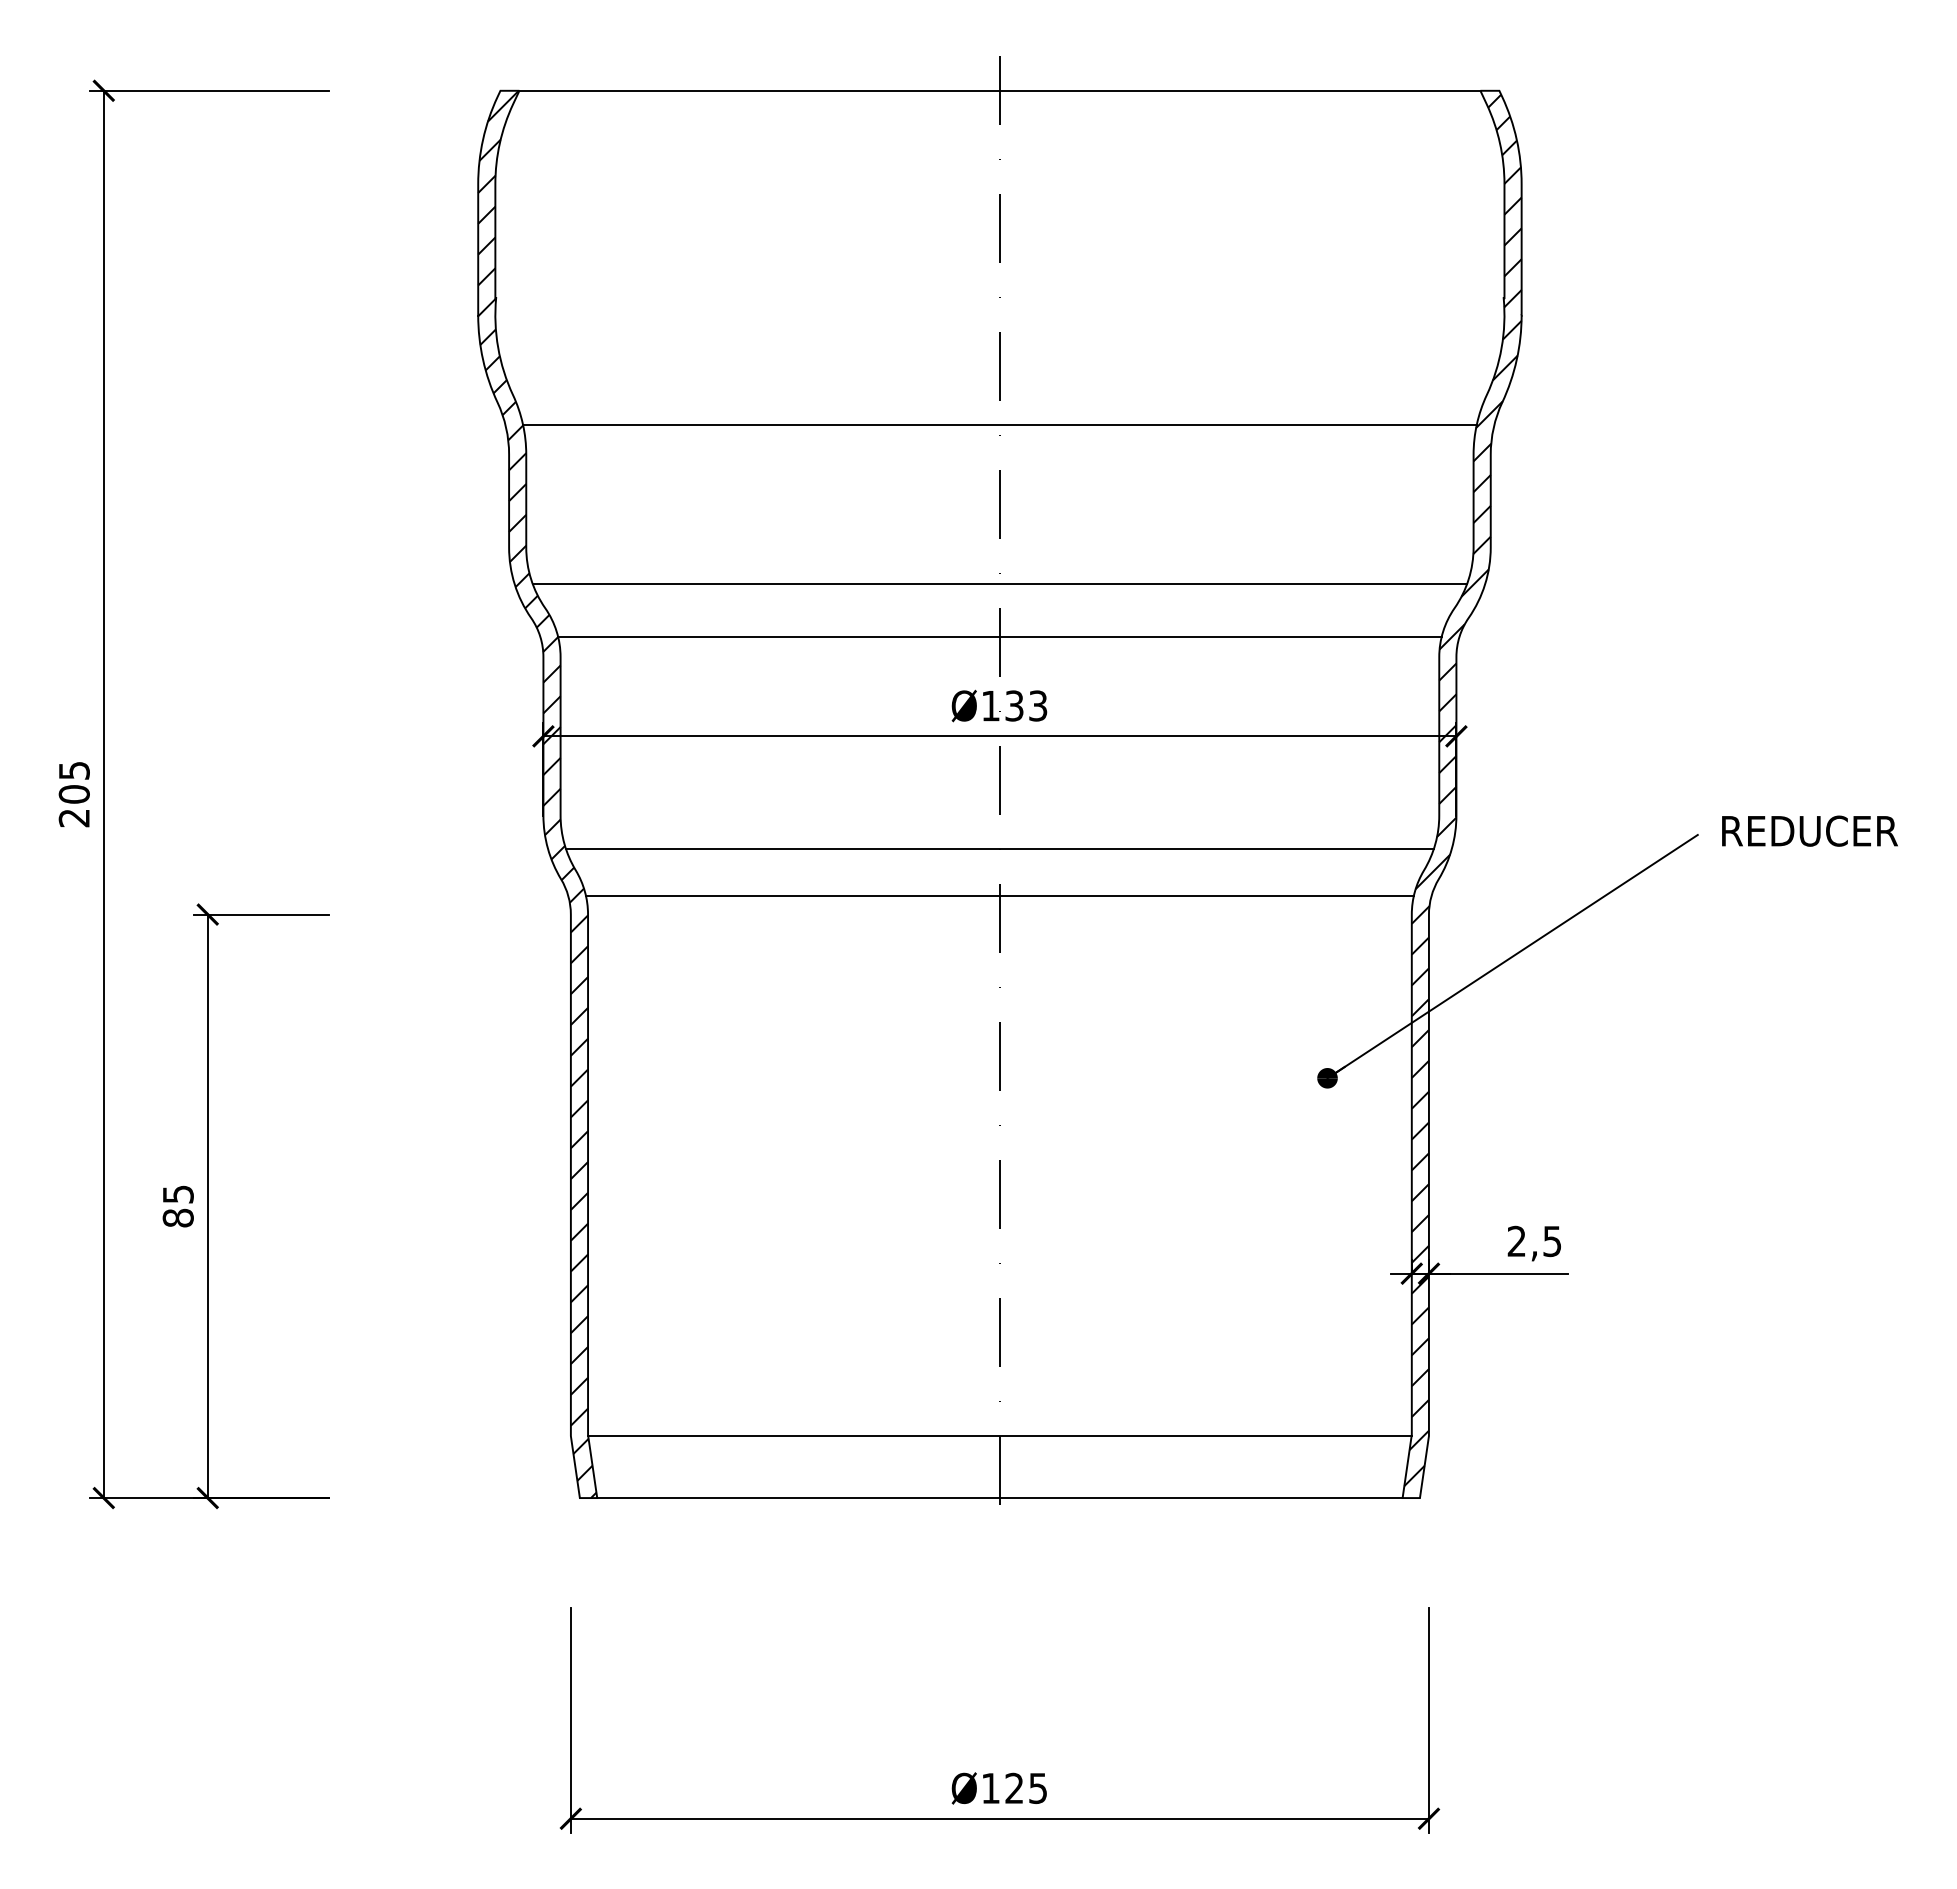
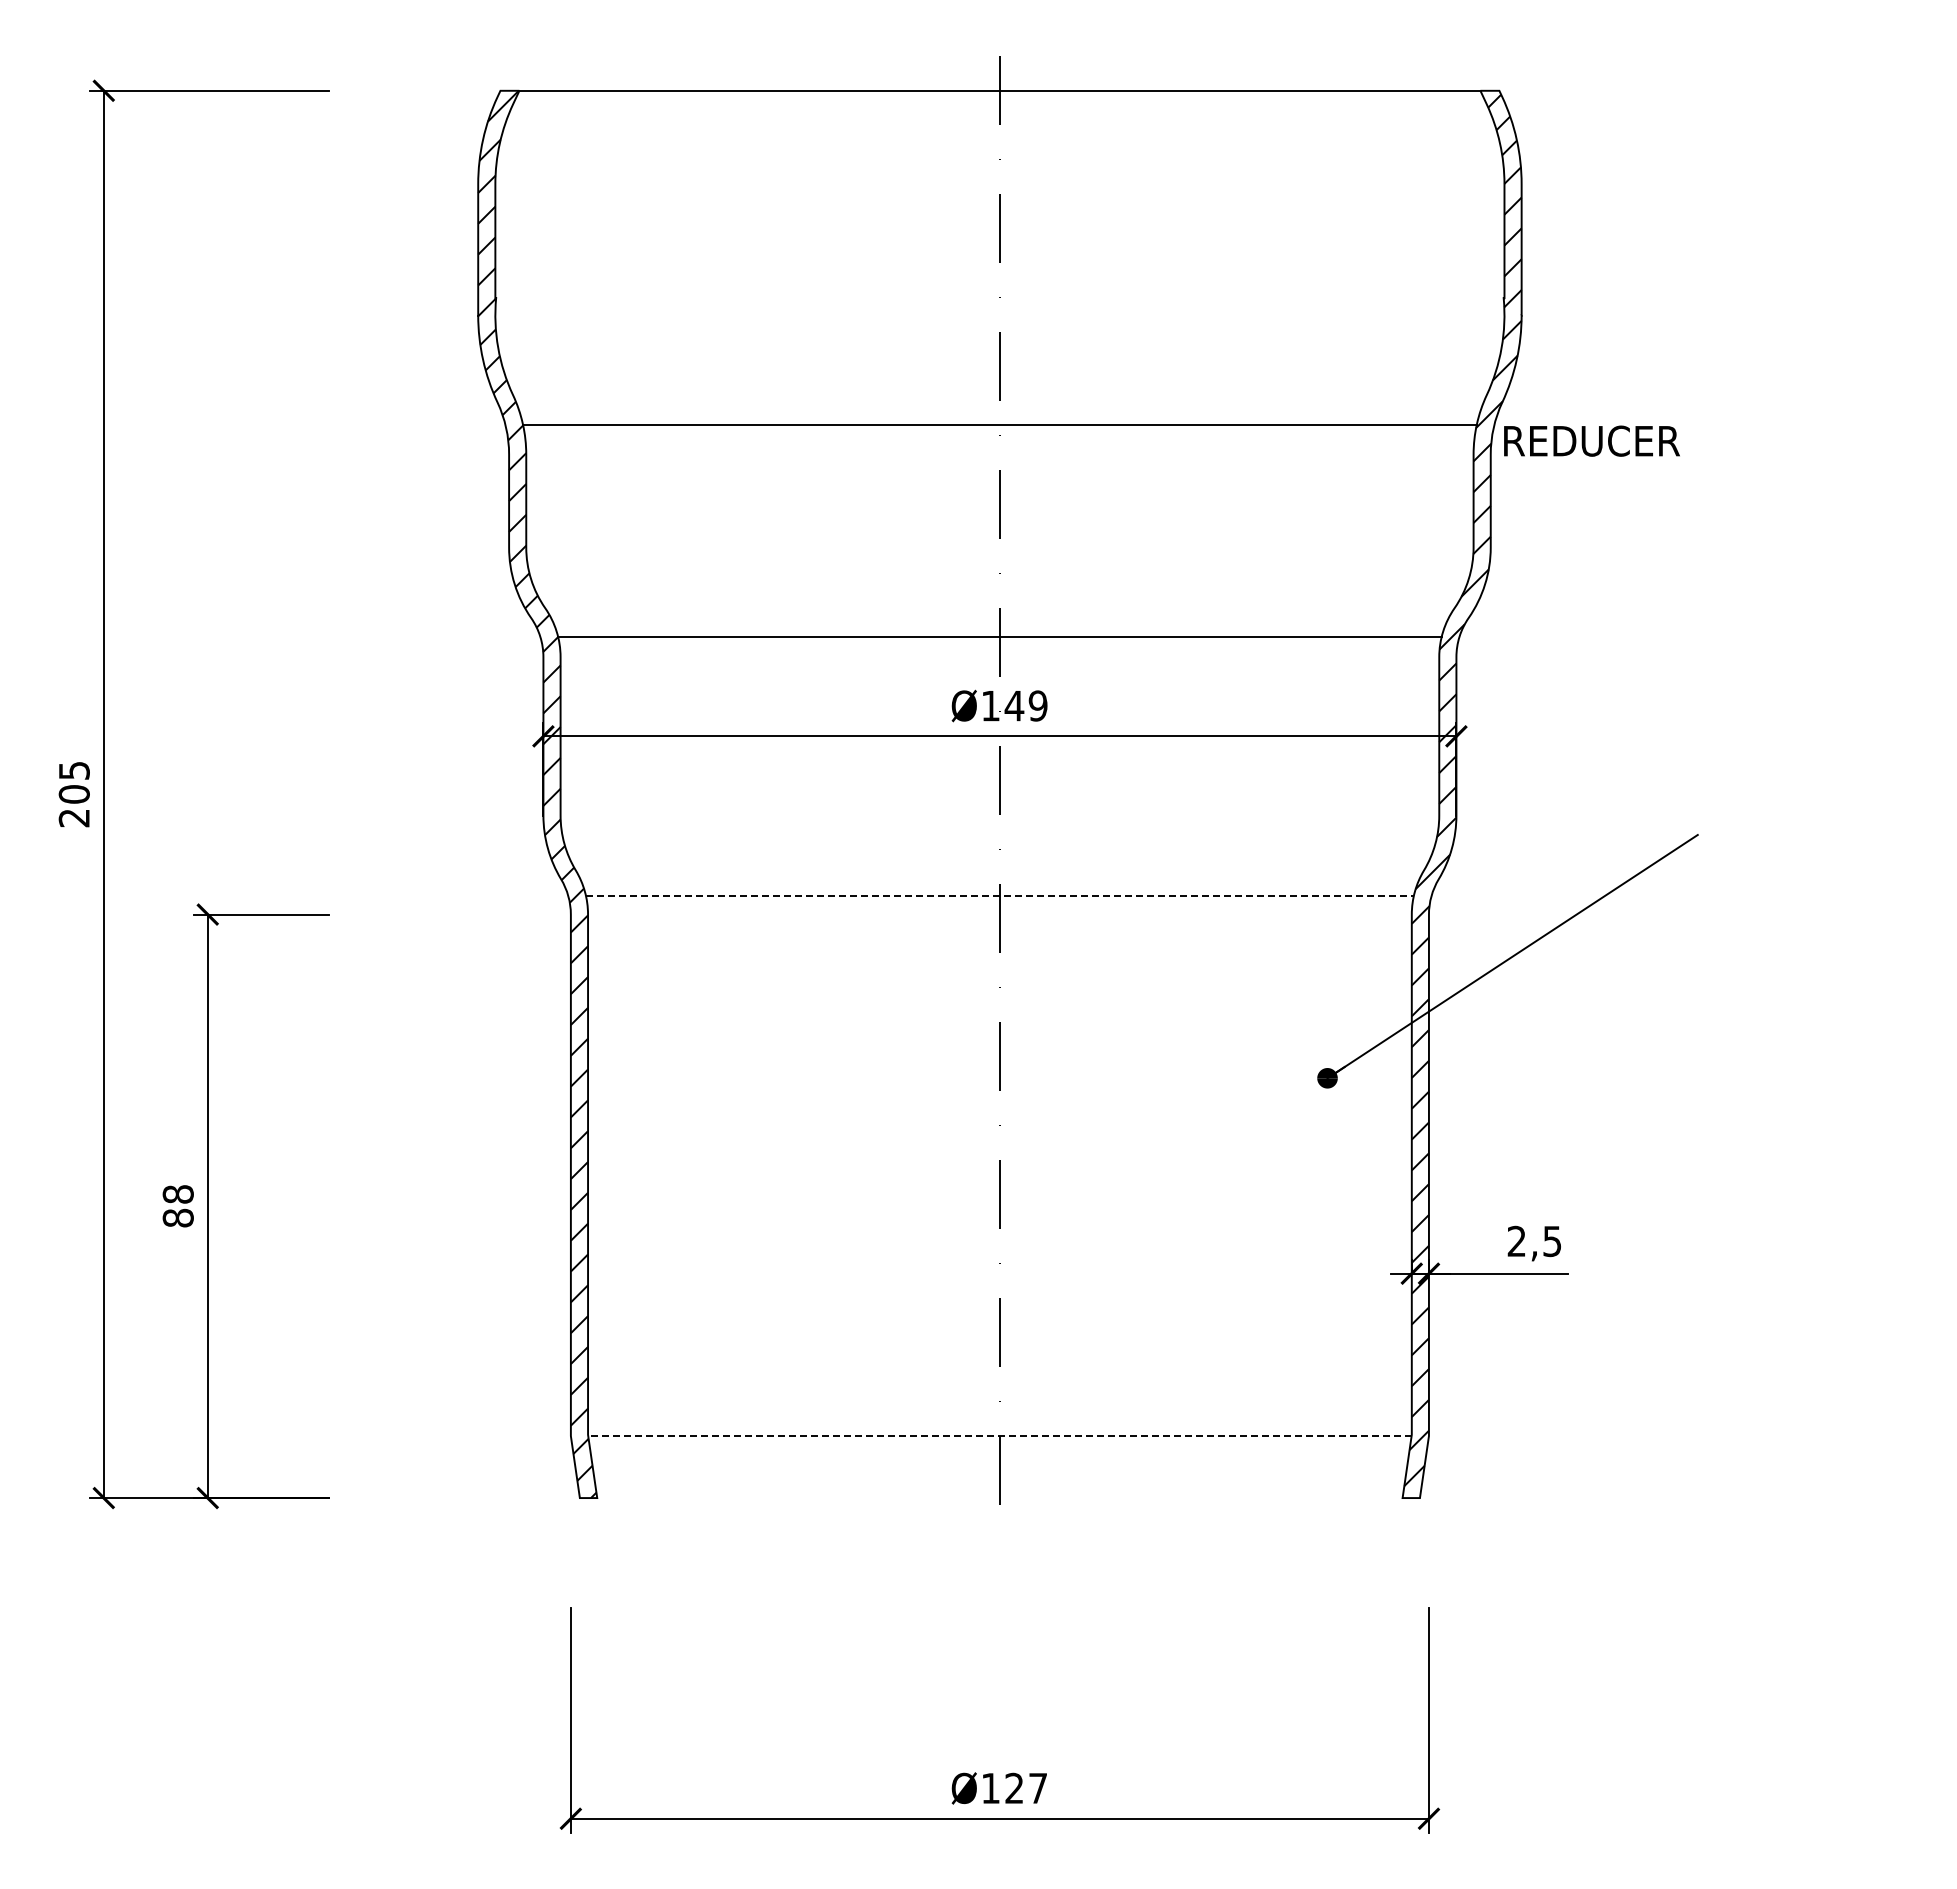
line: present -> none (999, 584)
text: Ø133 -> Ø149 (1025, 705)
text position: (1809, 830) -> (1591, 440) (1591, 440)
line: present -> none (999, 848)
line: solid -> dashed (999, 896)
text: 85 -> 88 (177, 1194)
line: solid -> dashed (999, 1436)
line: present -> none (999, 1498)
text: Ø125 -> Ø127 (1037, 1788)
